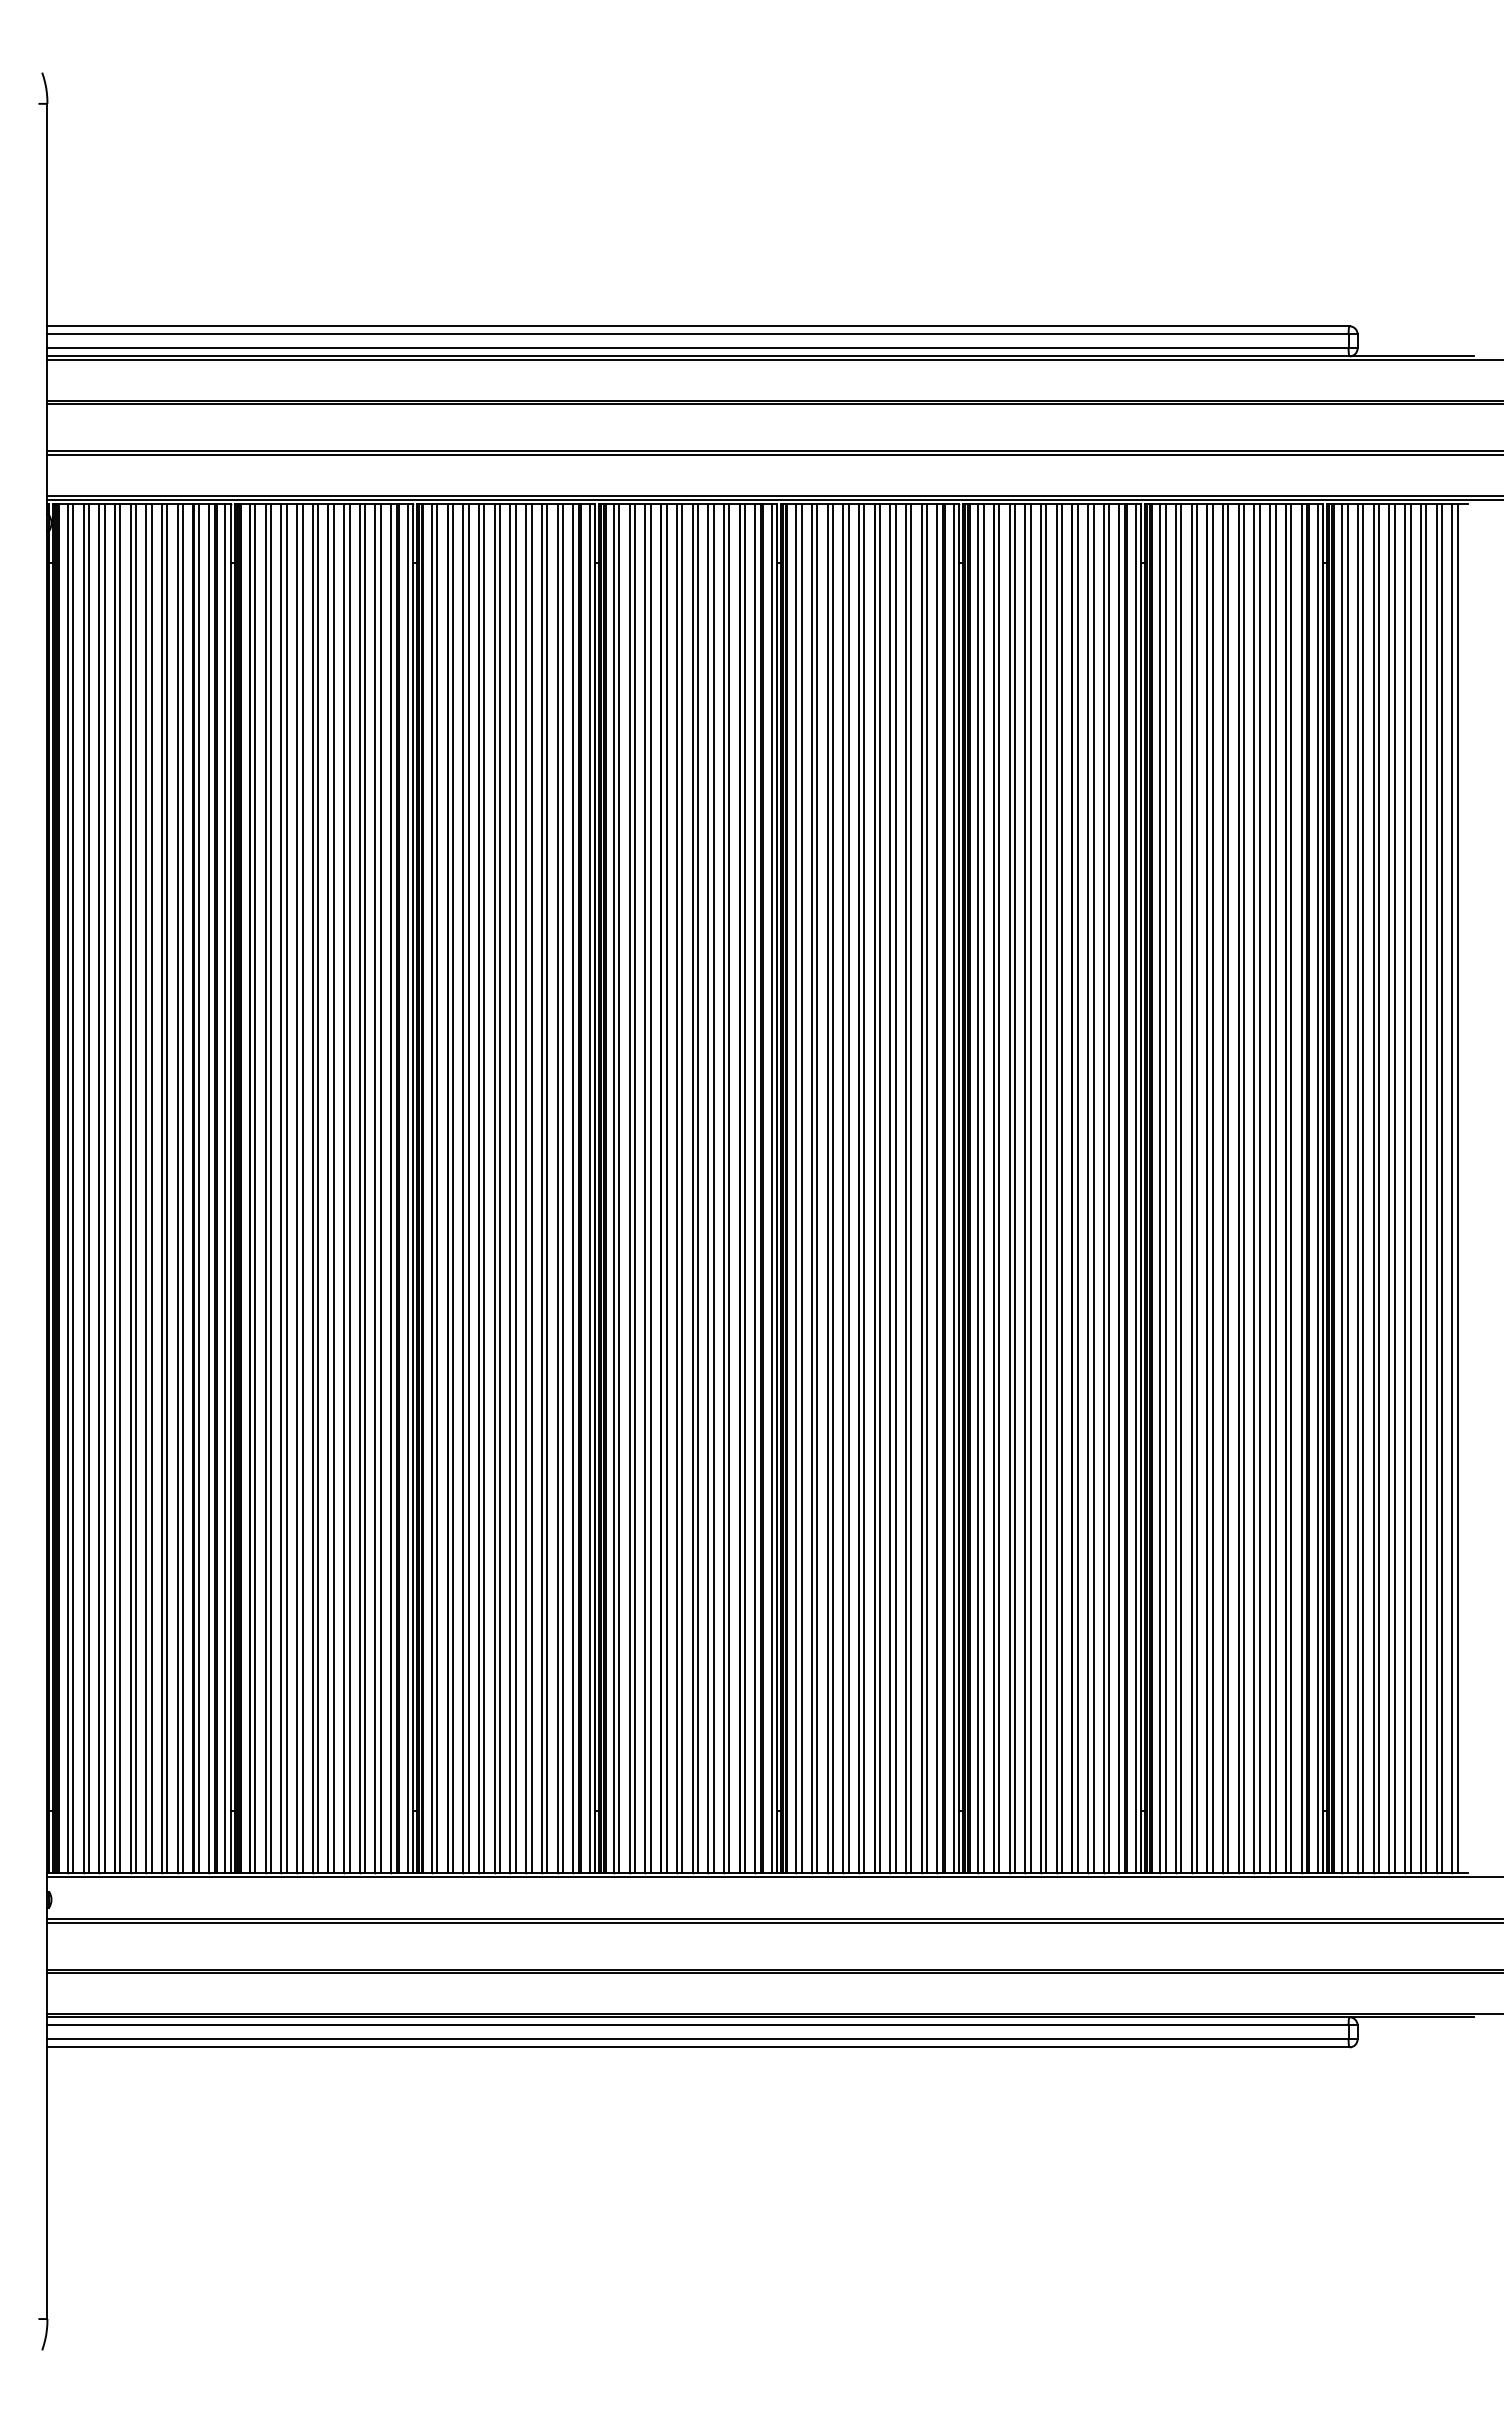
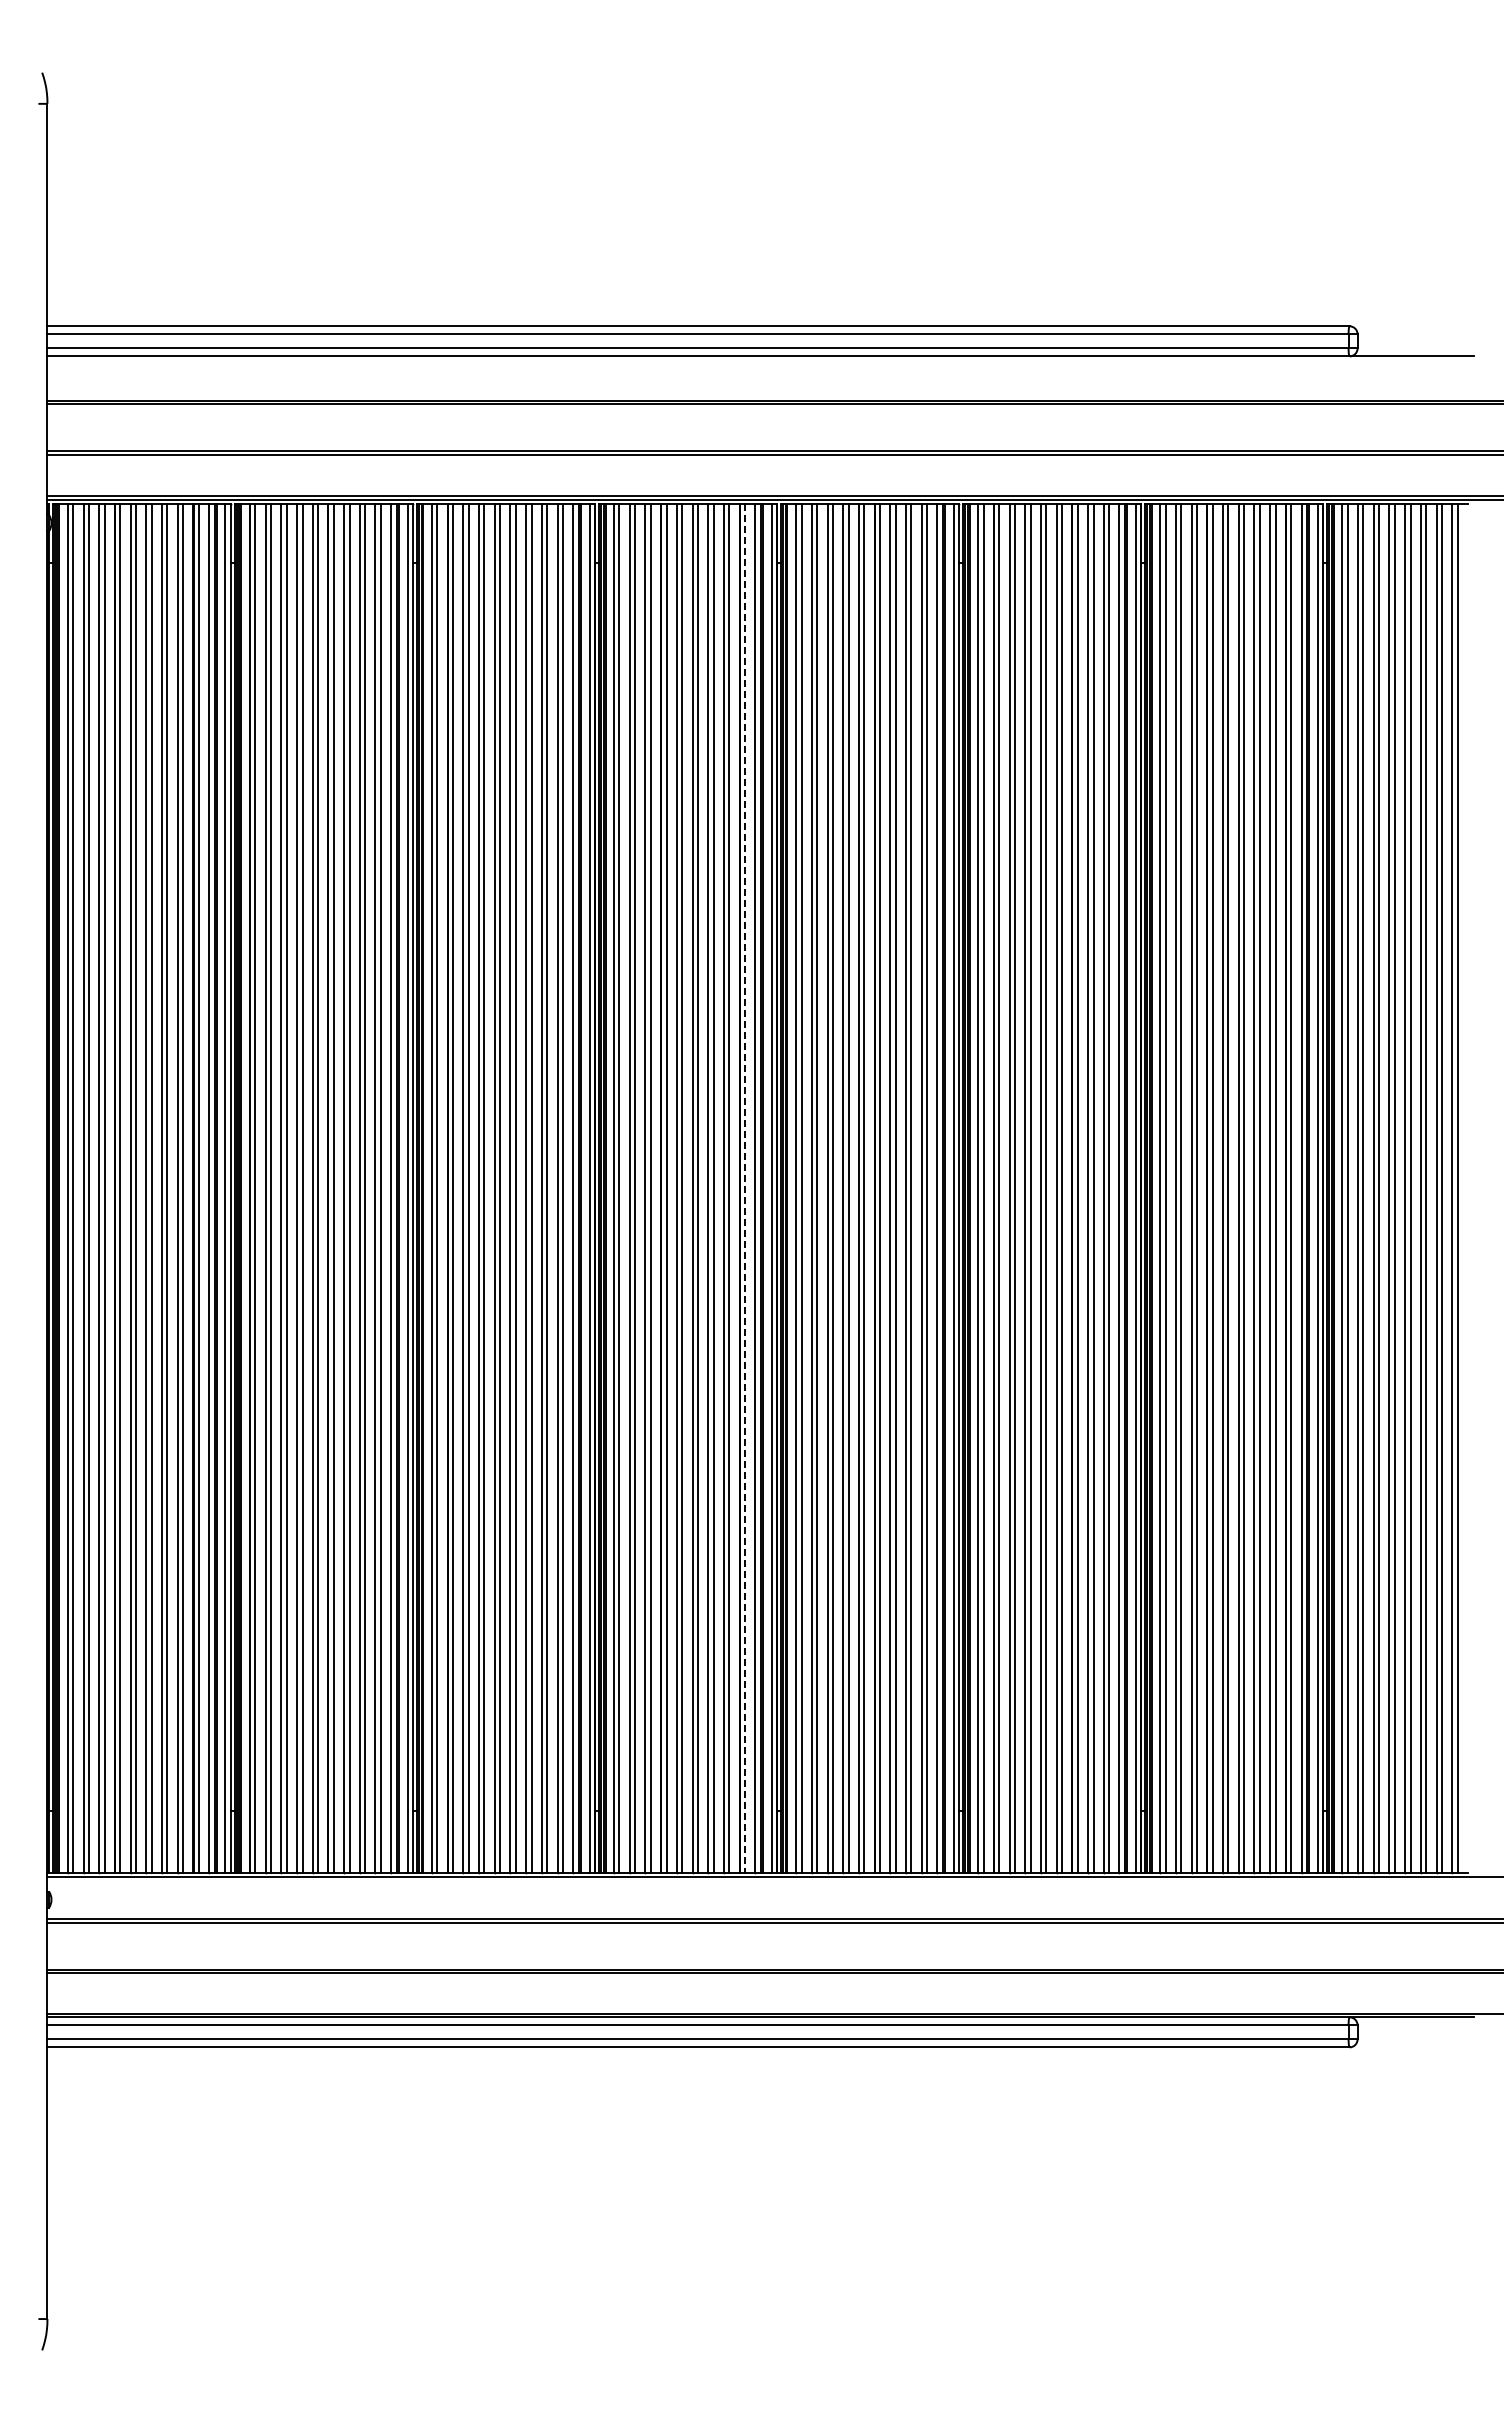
line: present -> none (773, 359)
line: solid -> dashed (745, 1188)
